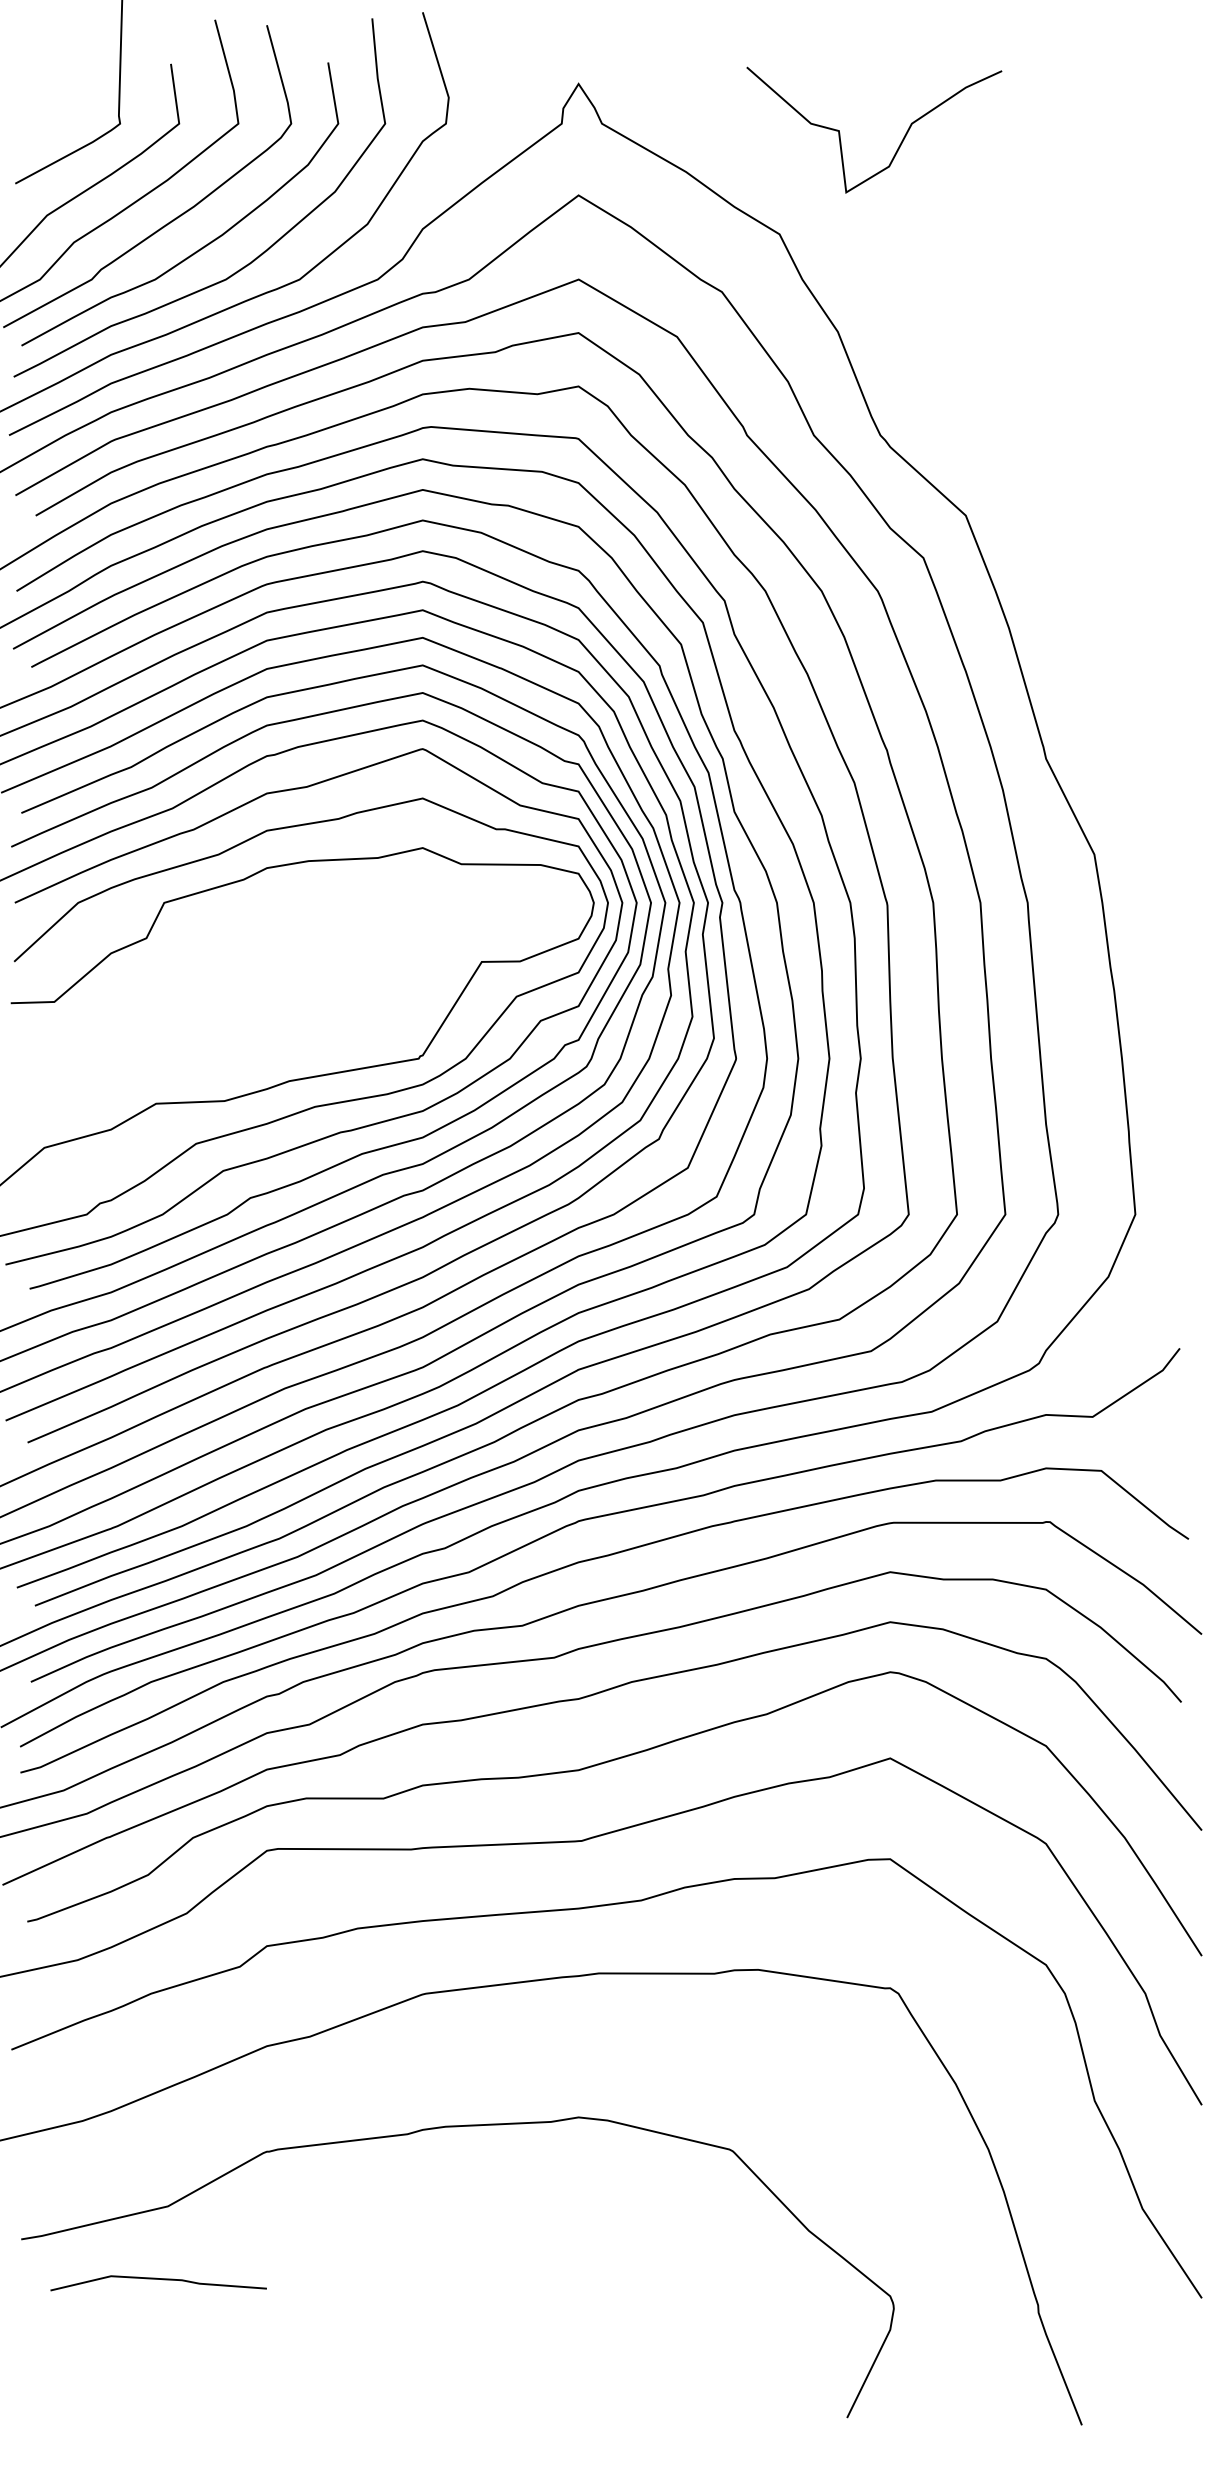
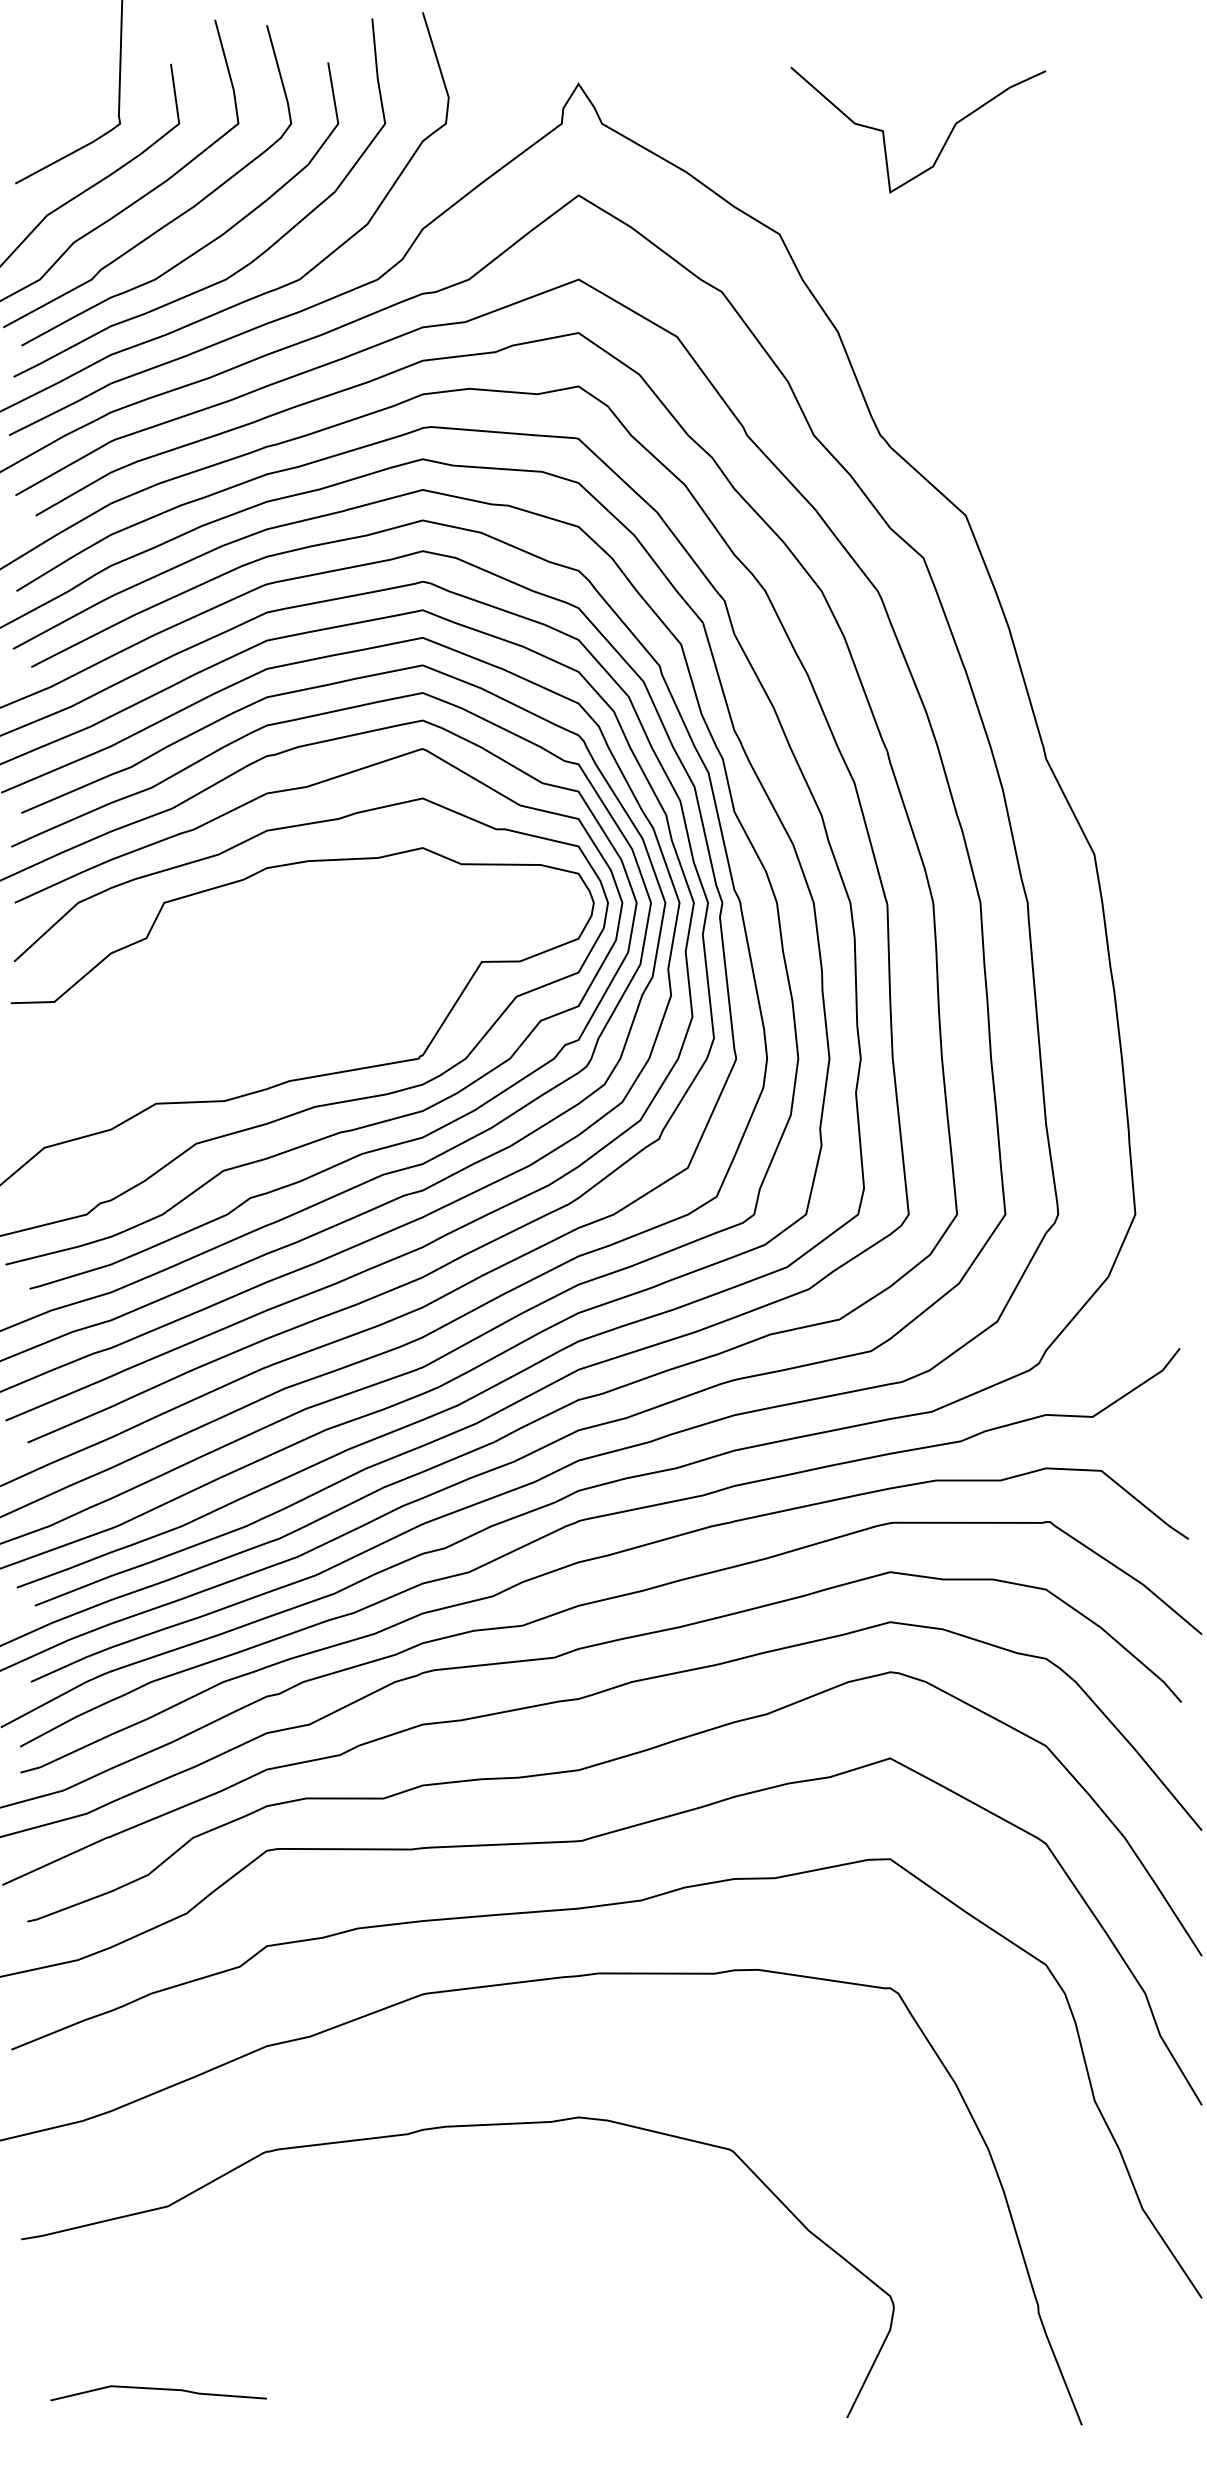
curve position: (900, 142) -> (944, 142) (944, 142)
line position: (158, 2279) -> (158, 2389) (158, 2389)
